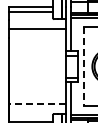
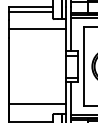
line: dashed -> solid (83, 66)
line: dashed -> solid (37, 104)
